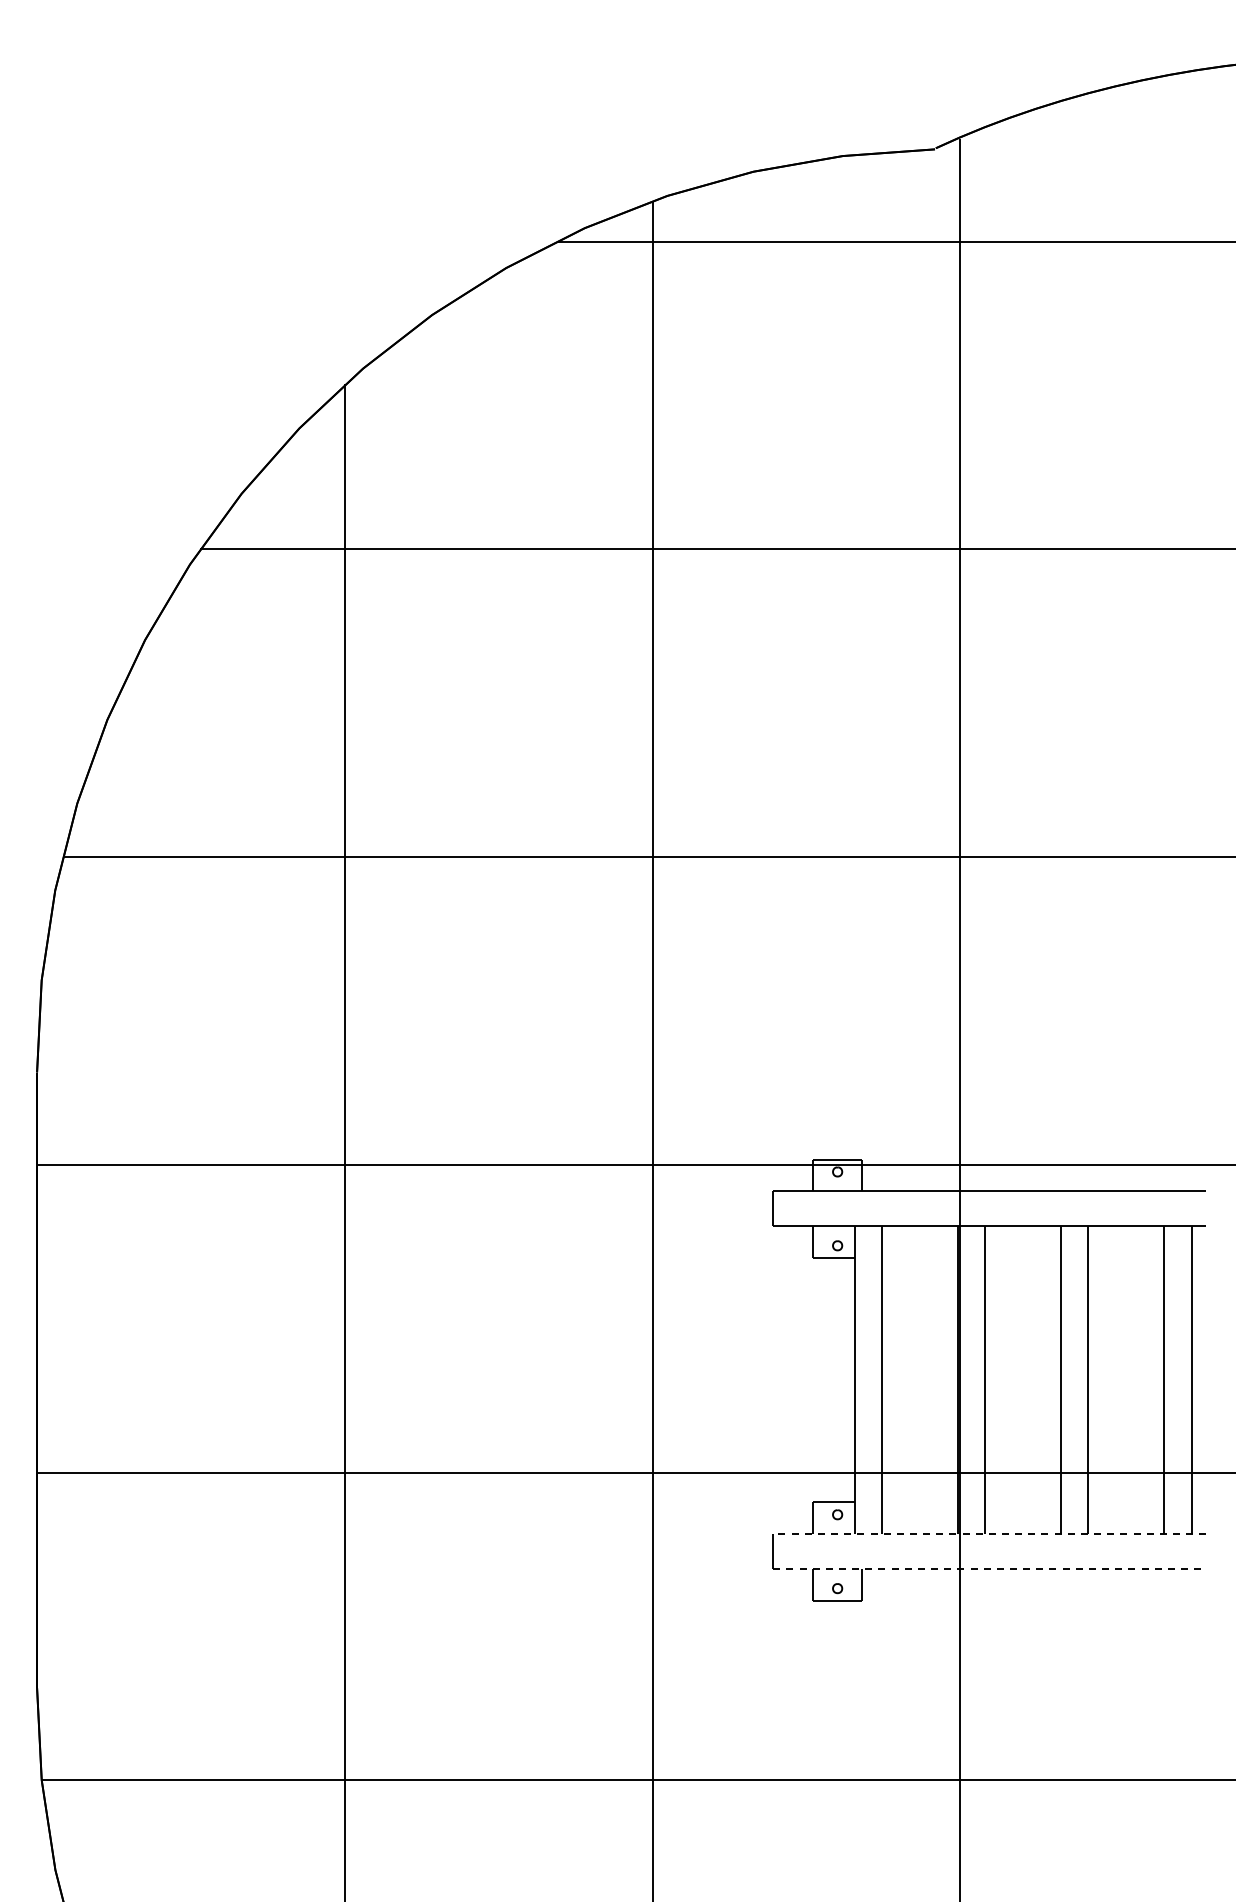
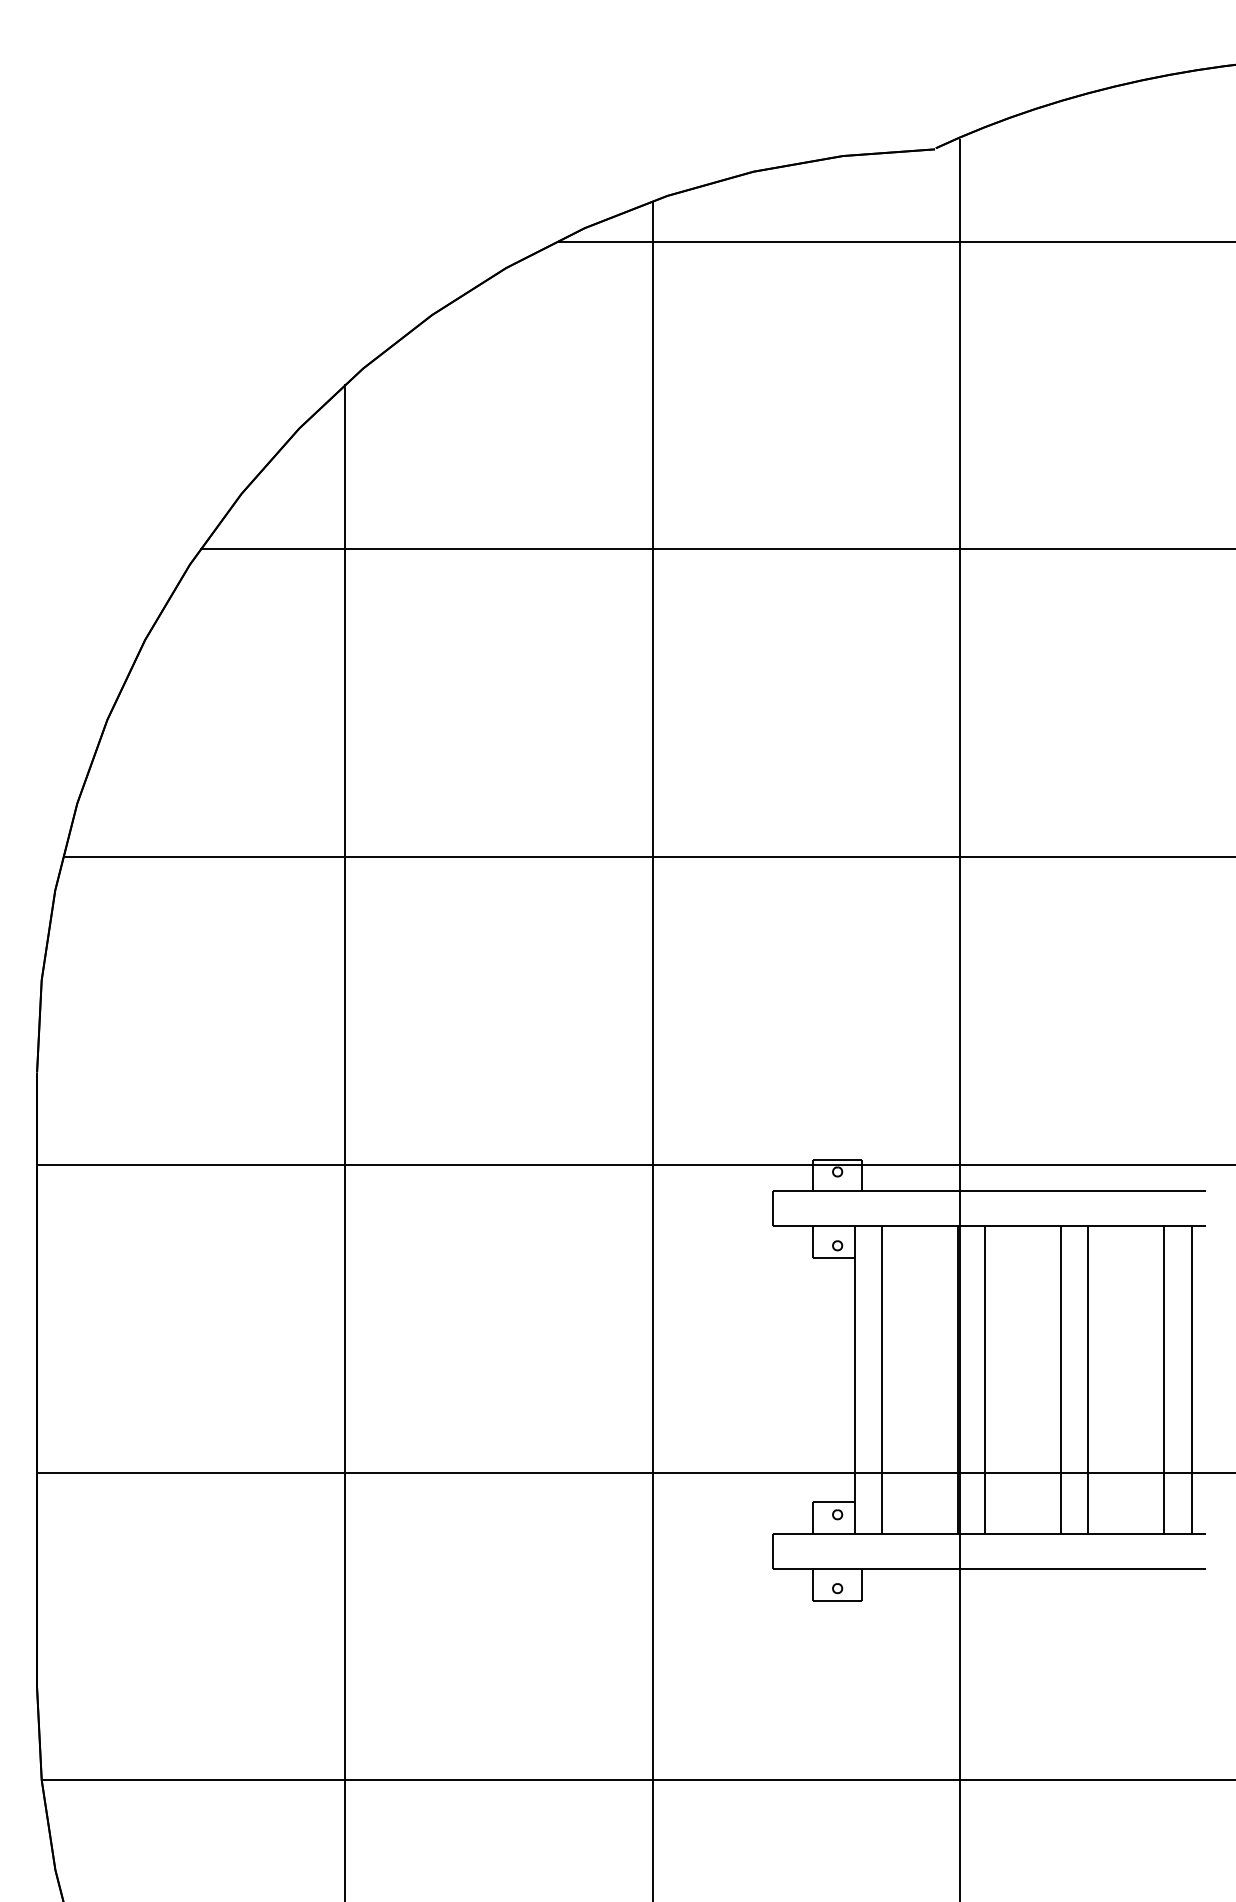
line: dashed -> solid (989, 1534)
line: dashed -> solid (989, 1569)
